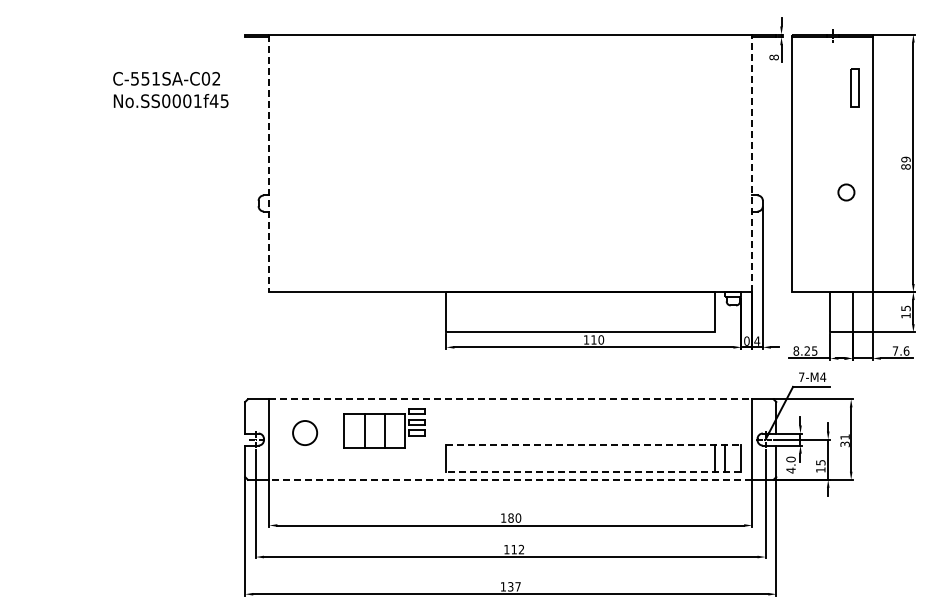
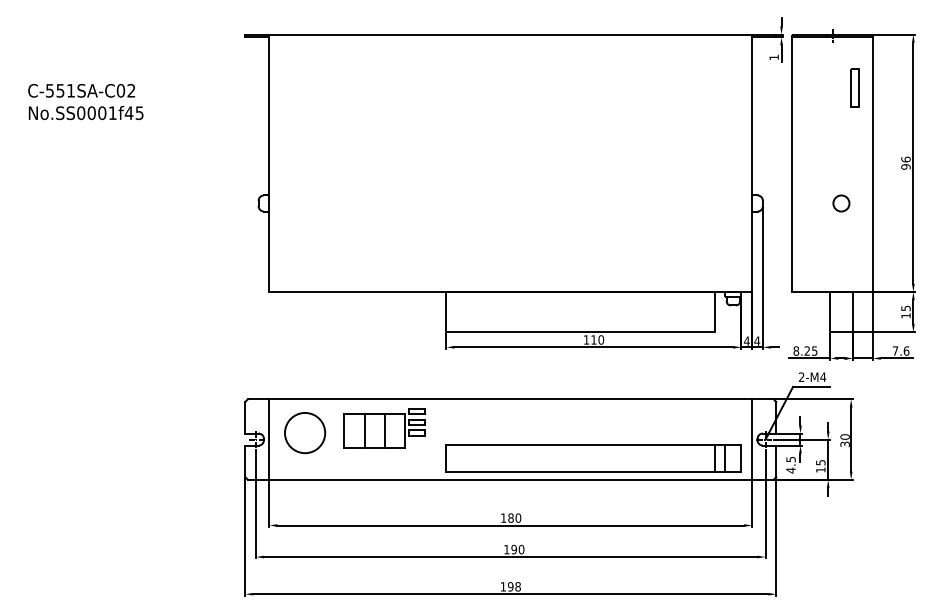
text: 8 -> 1 (773, 57)
text position: (170, 90) -> (85, 102) (85, 102)
text: 89 -> 96 (905, 162)
line: dashed -> solid (269, 163)
line: dashed -> solid (752, 163)
circle position: (846, 192) -> (841, 203) (841, 203)
text: 0 -> 4 (746, 340)
text: 7-M4 -> 2-M4 (801, 376)
line: dashed -> solid (511, 399)
circle diameter: 24 px -> 40 px (304, 432)
text: 31 -> 30 (844, 436)
line: dashed -> solid (593, 444)
text: 4.0 -> 4.5 (790, 459)
line: dashed -> solid (593, 471)
line: dashed -> solid (510, 479)
text: 112 -> 190 (517, 549)
text: 137 -> 198 (513, 586)
